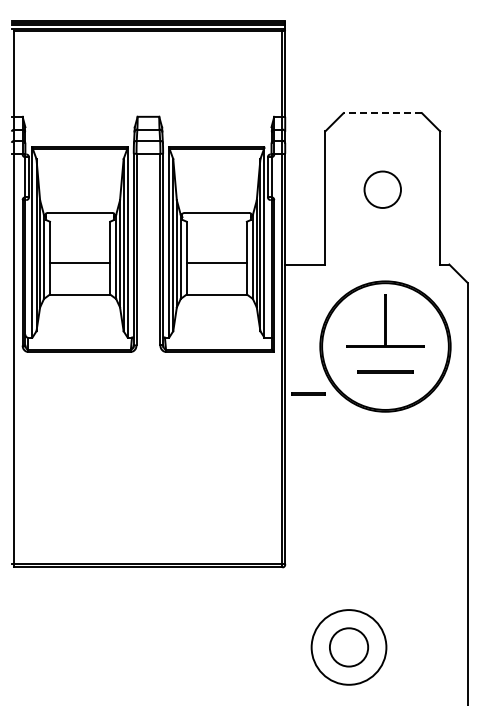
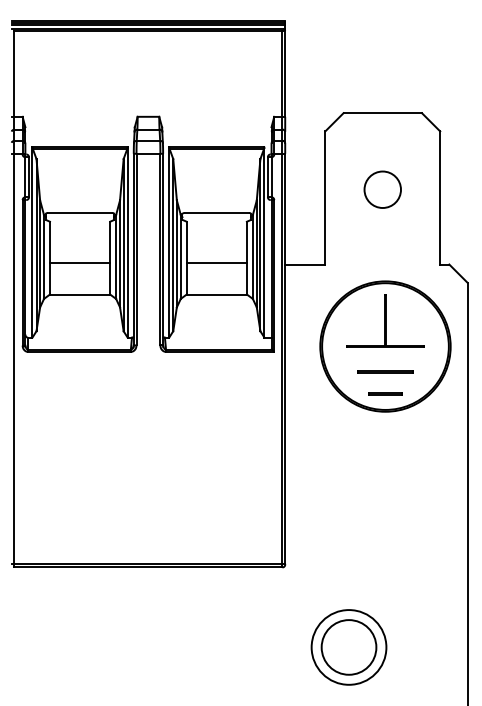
line: dashed -> solid (382, 113)
line position: (308, 393) -> (385, 393) (385, 393)
circle diameter: 38 px -> 55 px (348, 647)
